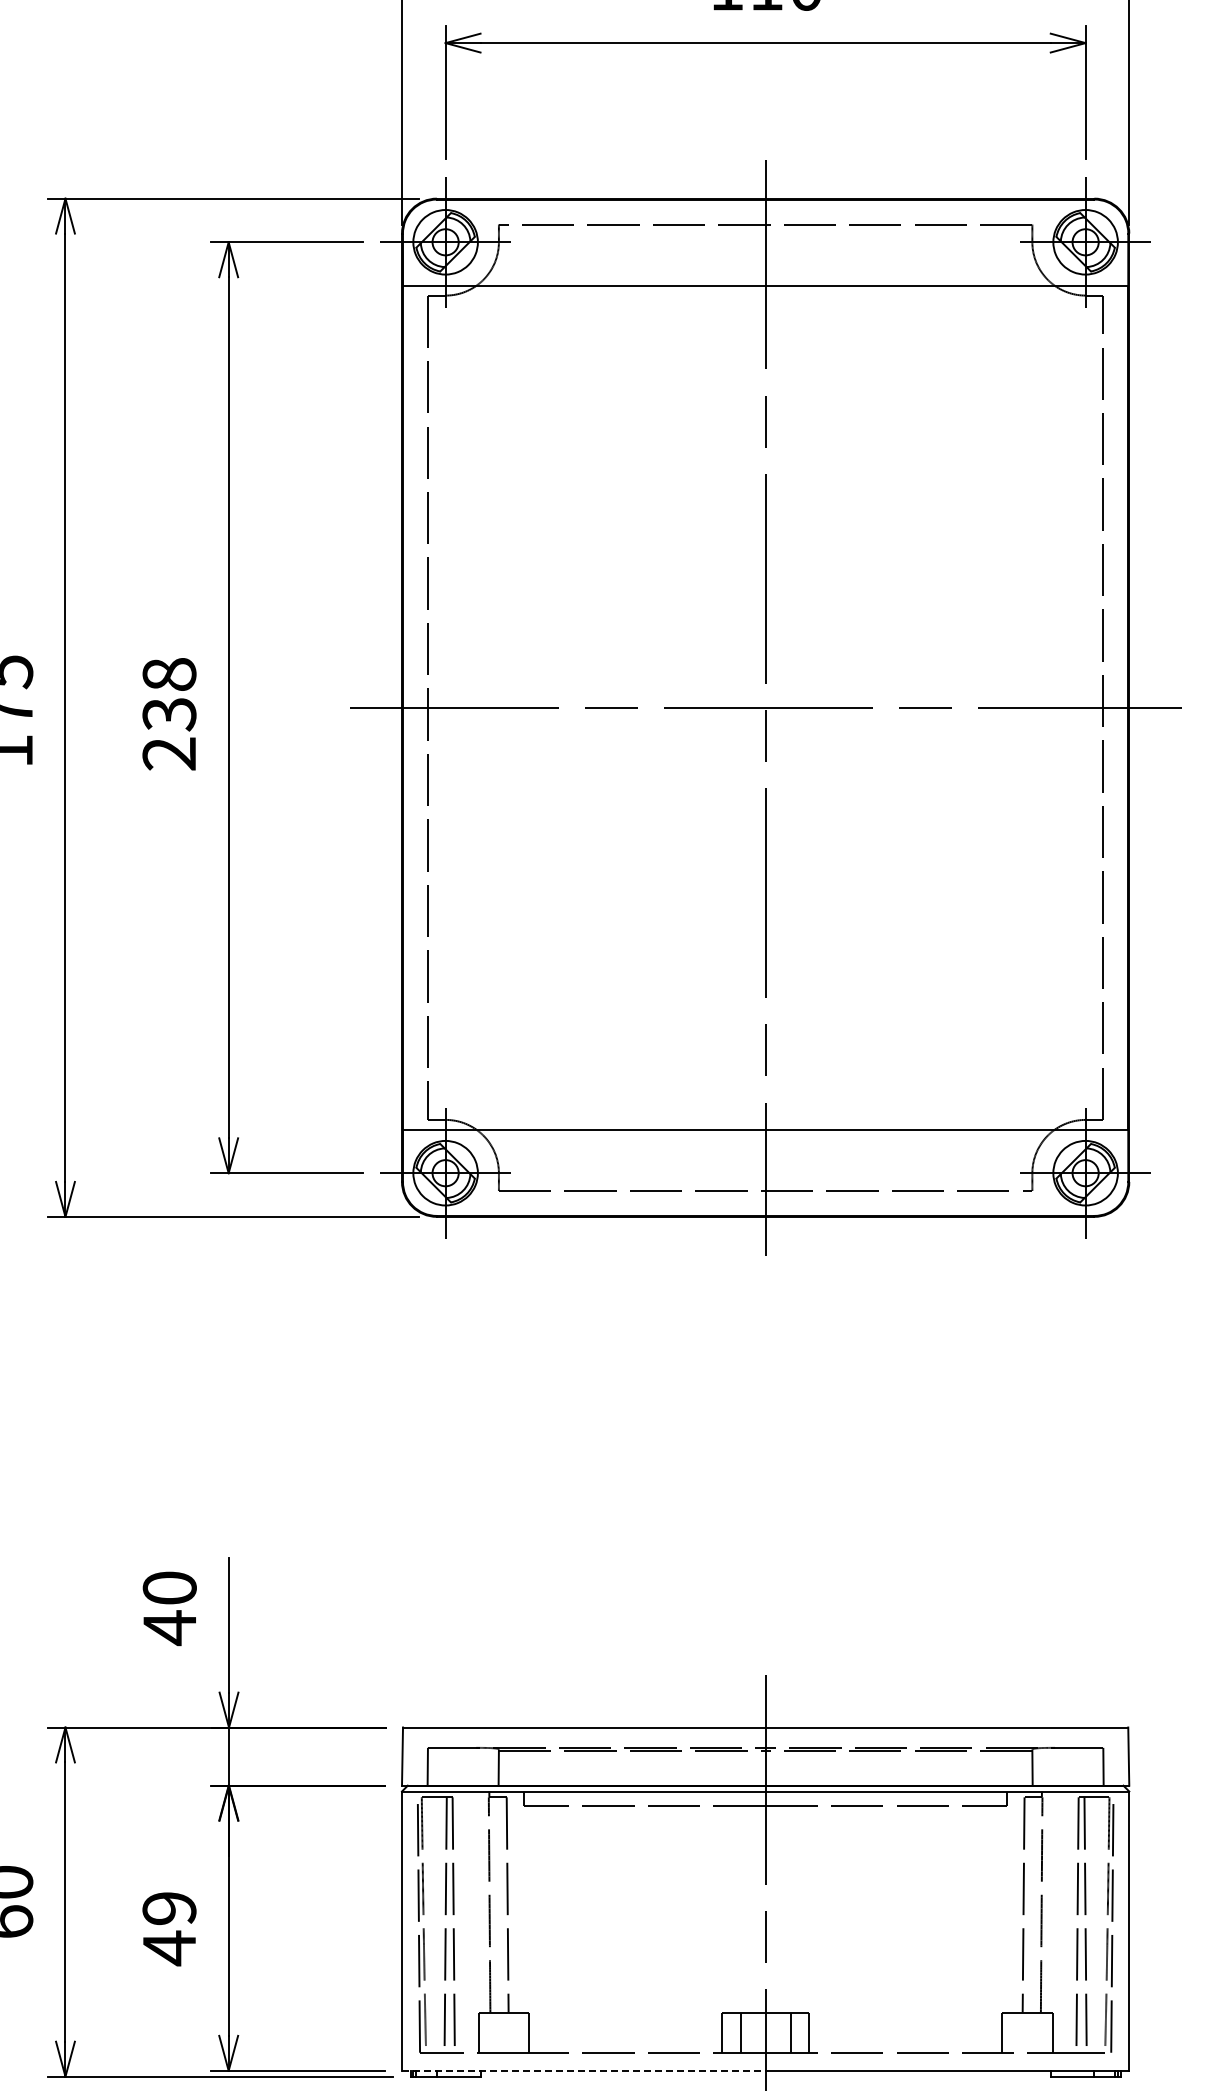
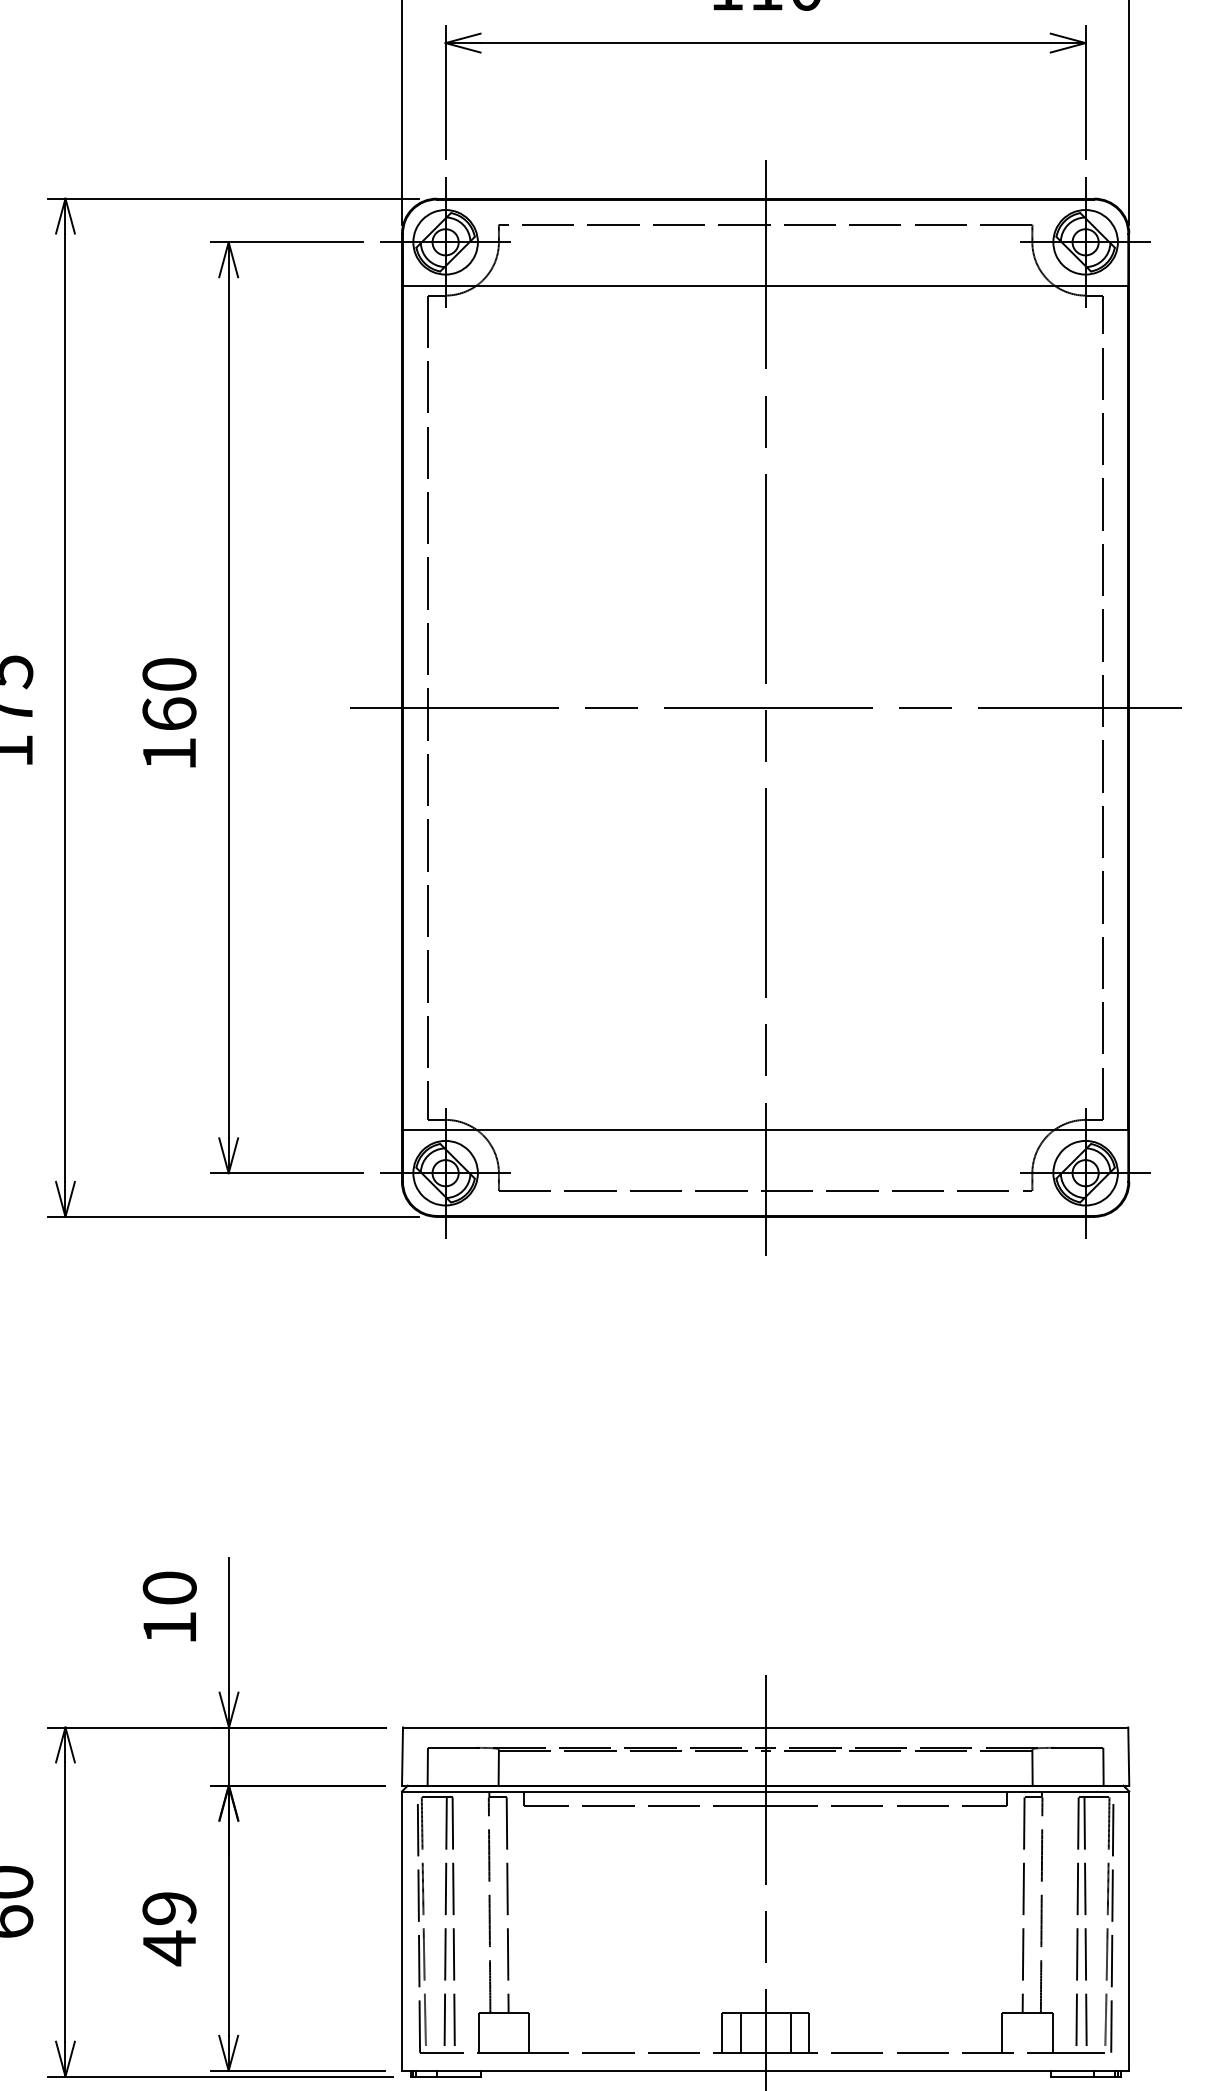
text: 238 -> 160 (169, 714)
text: 40 -> 10 (169, 1628)
line: dashed -> solid (583, 2070)
